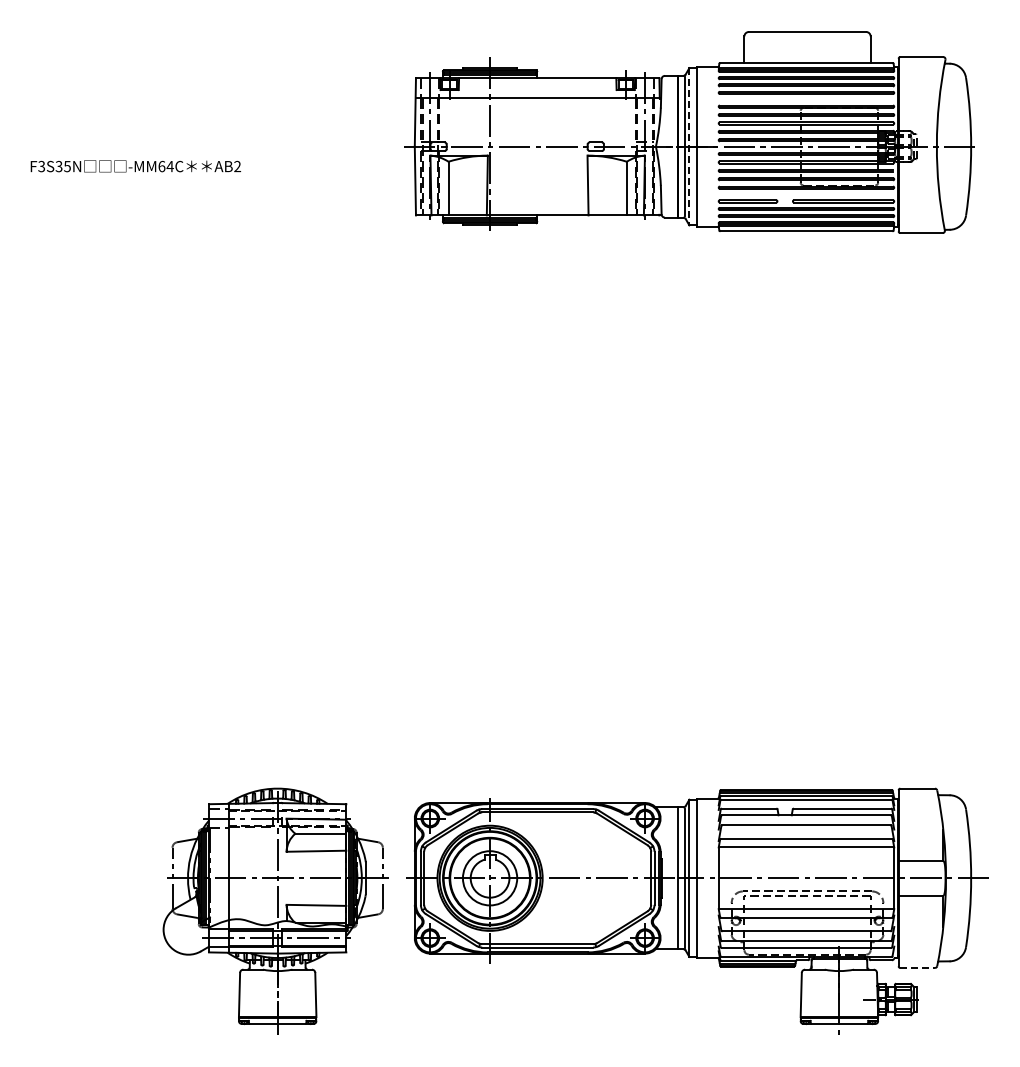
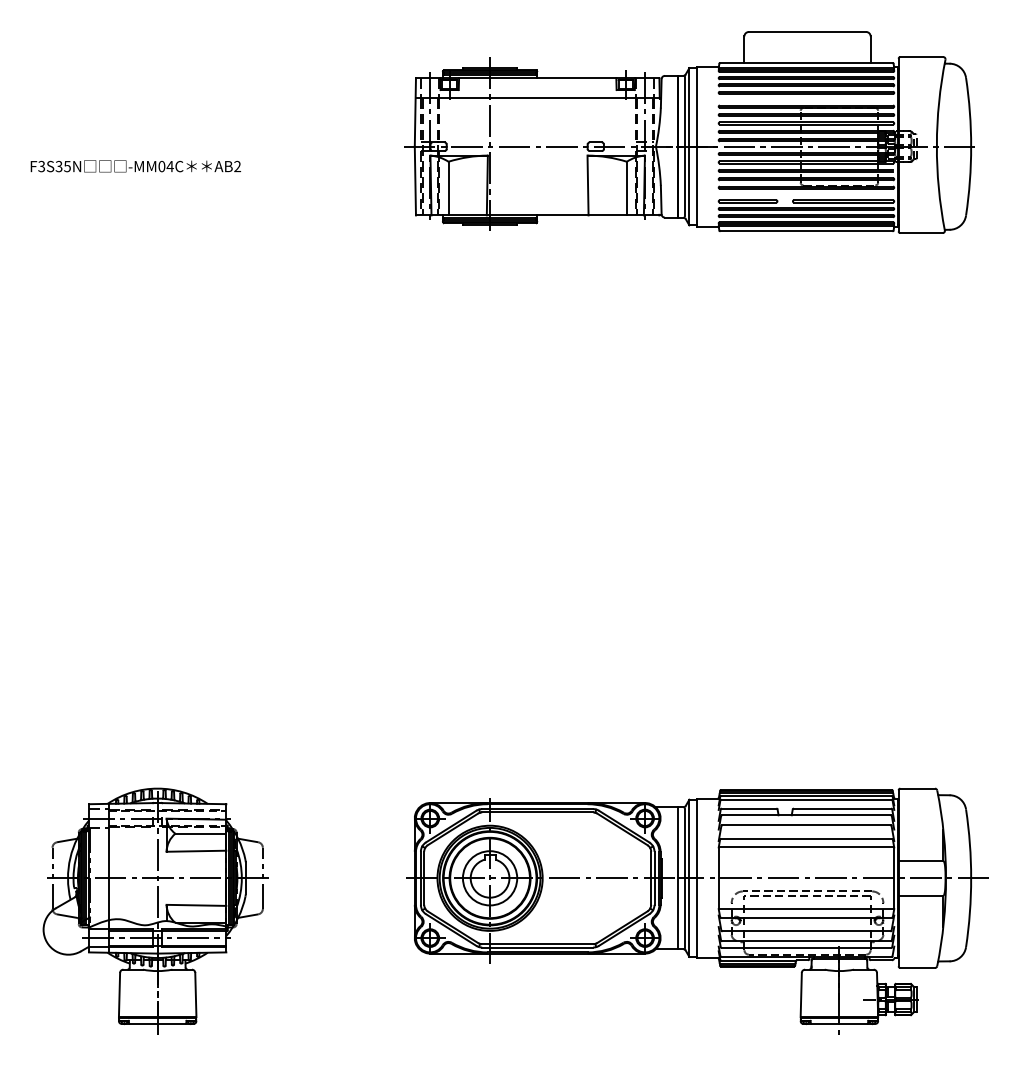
line: dashed -> solid (689, 146)
text: -MM64C -> -MM04C (161, 166)
part position: (275, 910) -> (155, 910) (155, 910)
line: dashed -> solid (918, 967)
